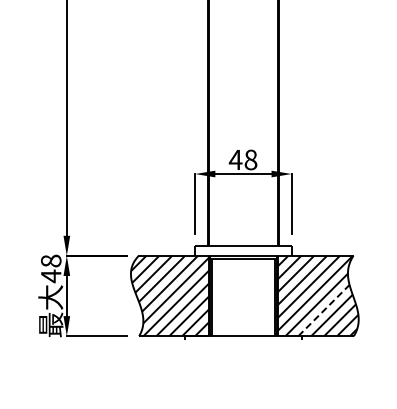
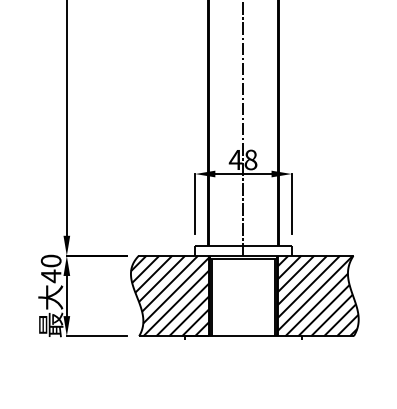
line: none -> present (243, 128)
text: 48 -> 40 (51, 260)
line: dashed -> solid (324, 310)
